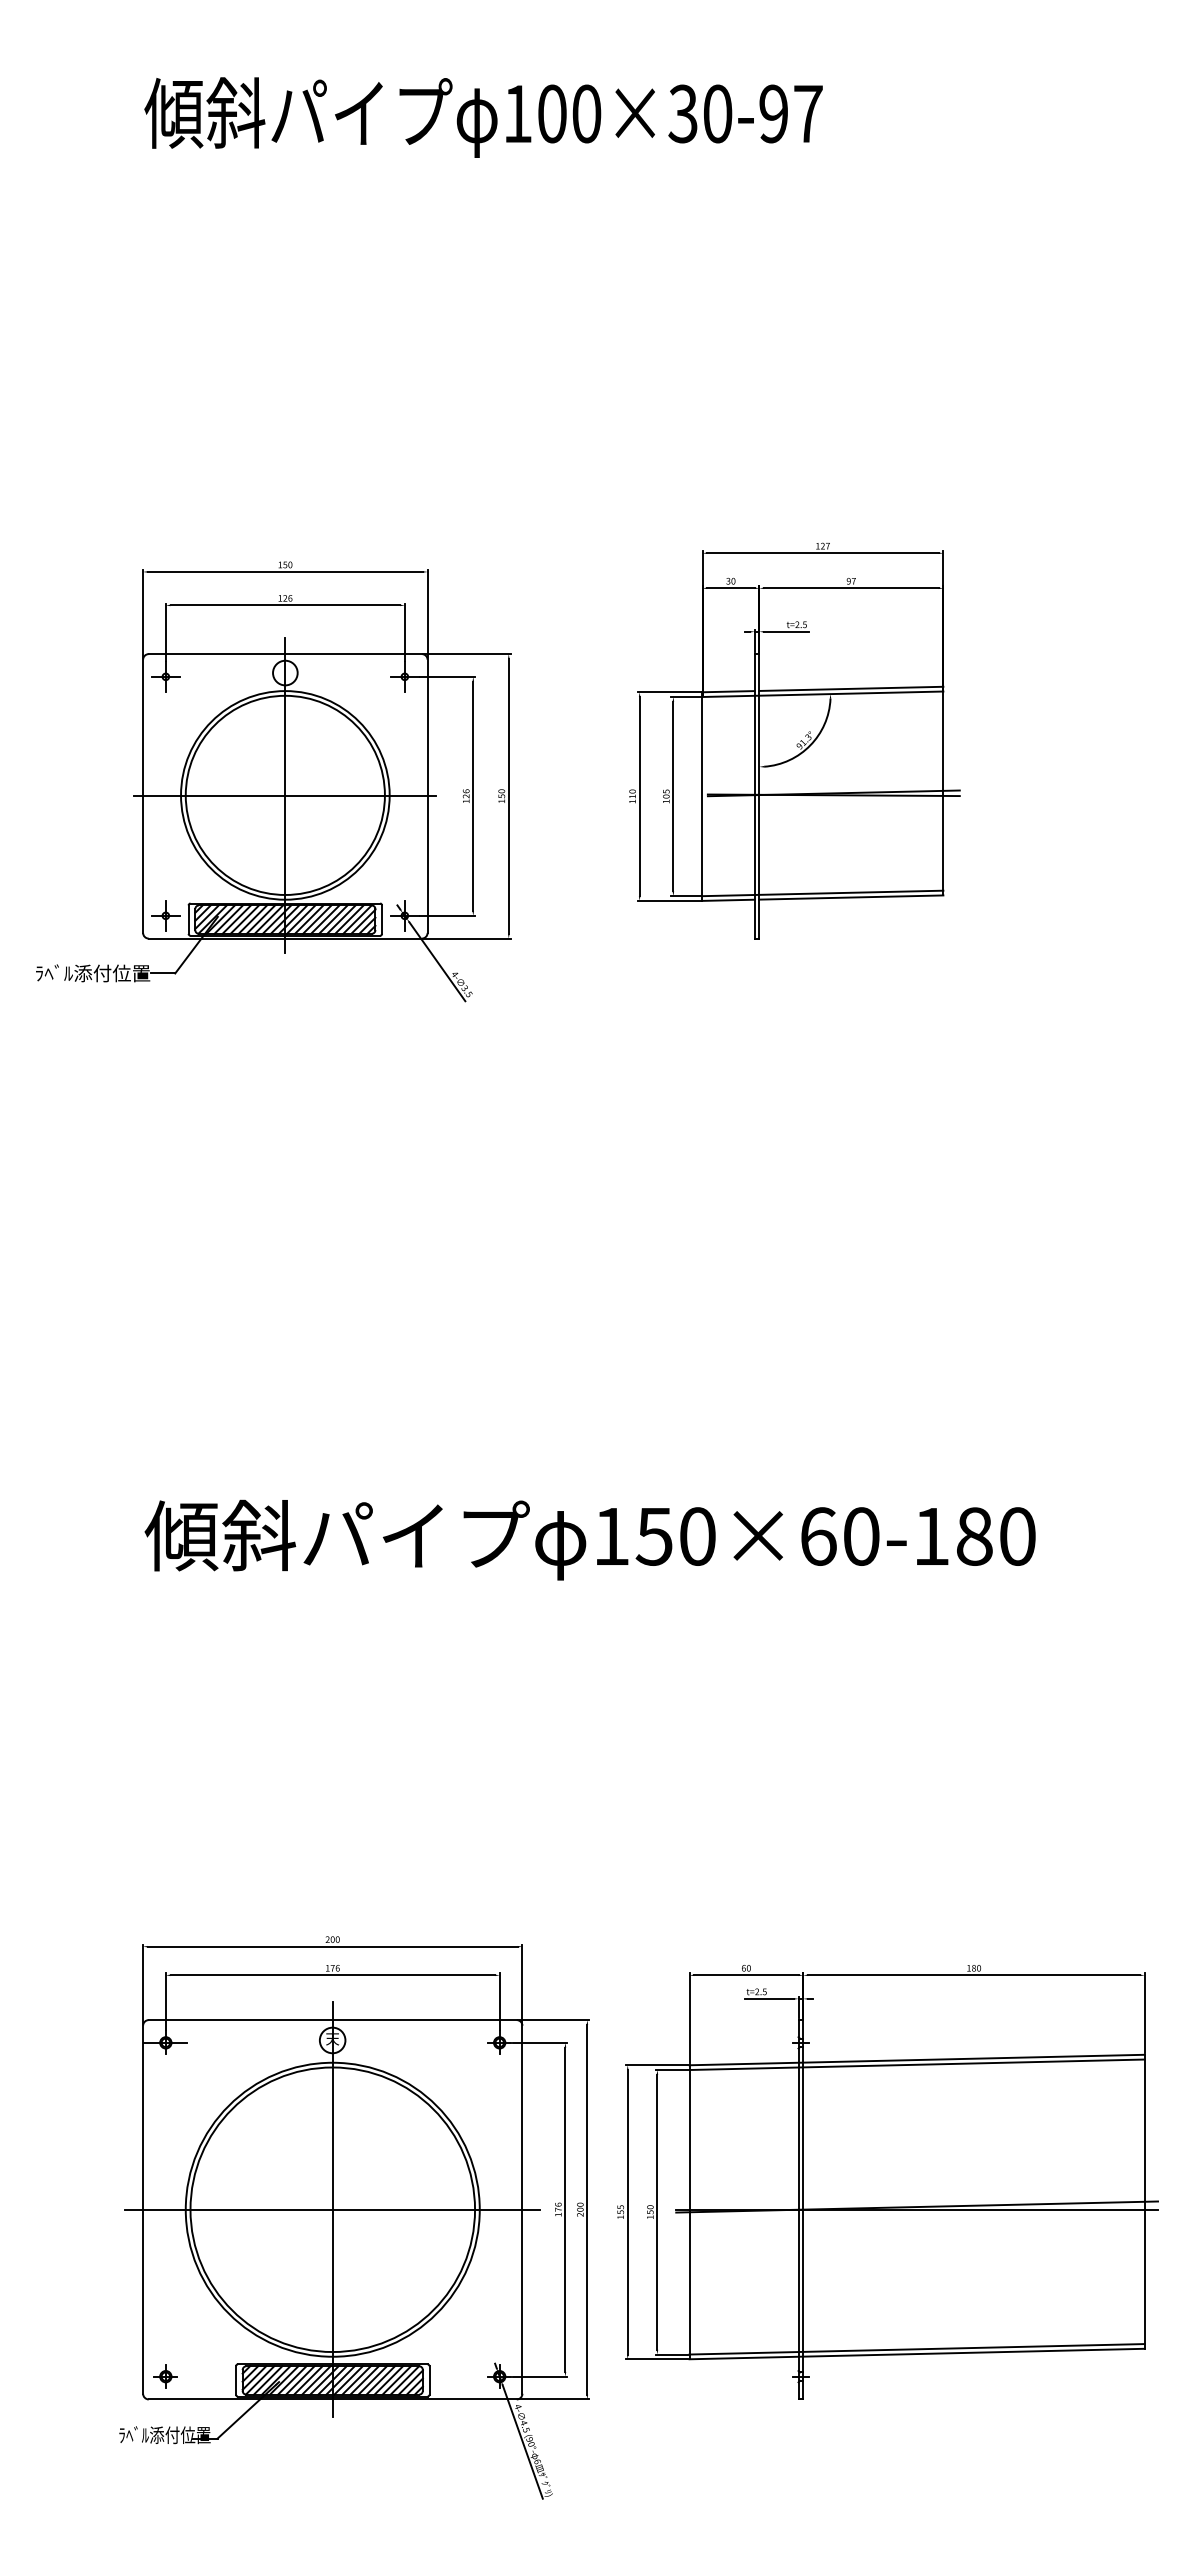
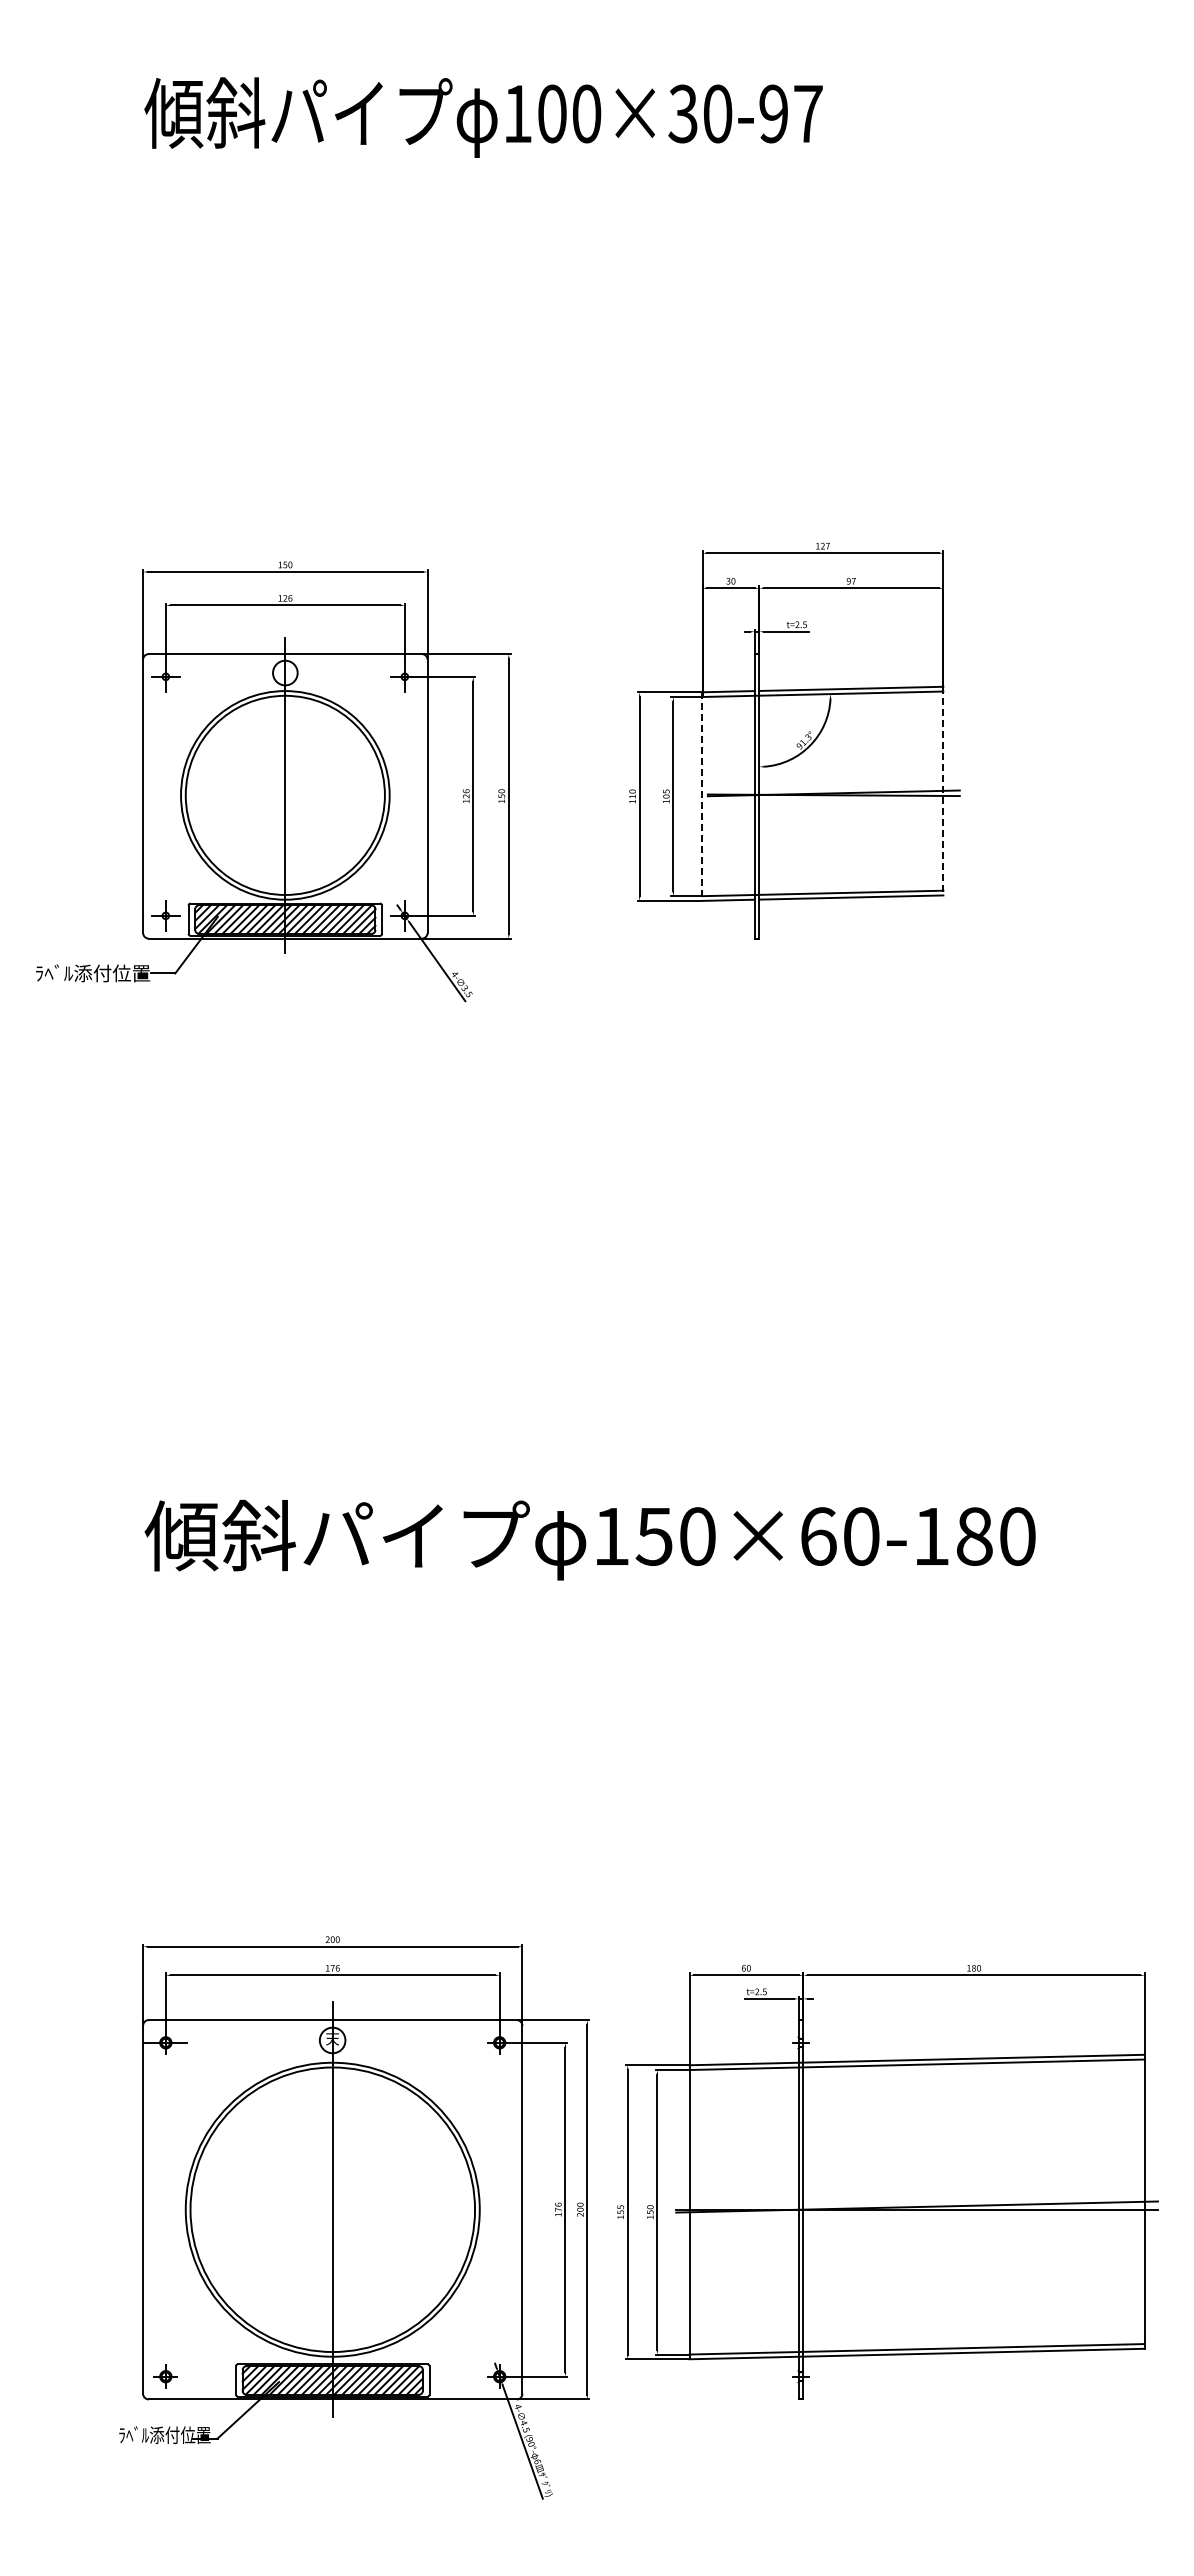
line: solid -> dashed (943, 791)
line: present -> none (284, 796)
line: solid -> dashed (702, 797)
line: present -> none (332, 2209)
